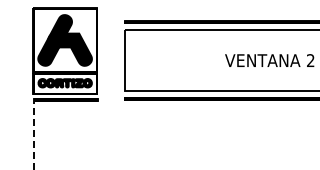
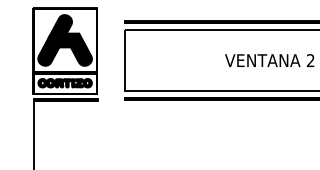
line: dashed -> solid (33, 134)
